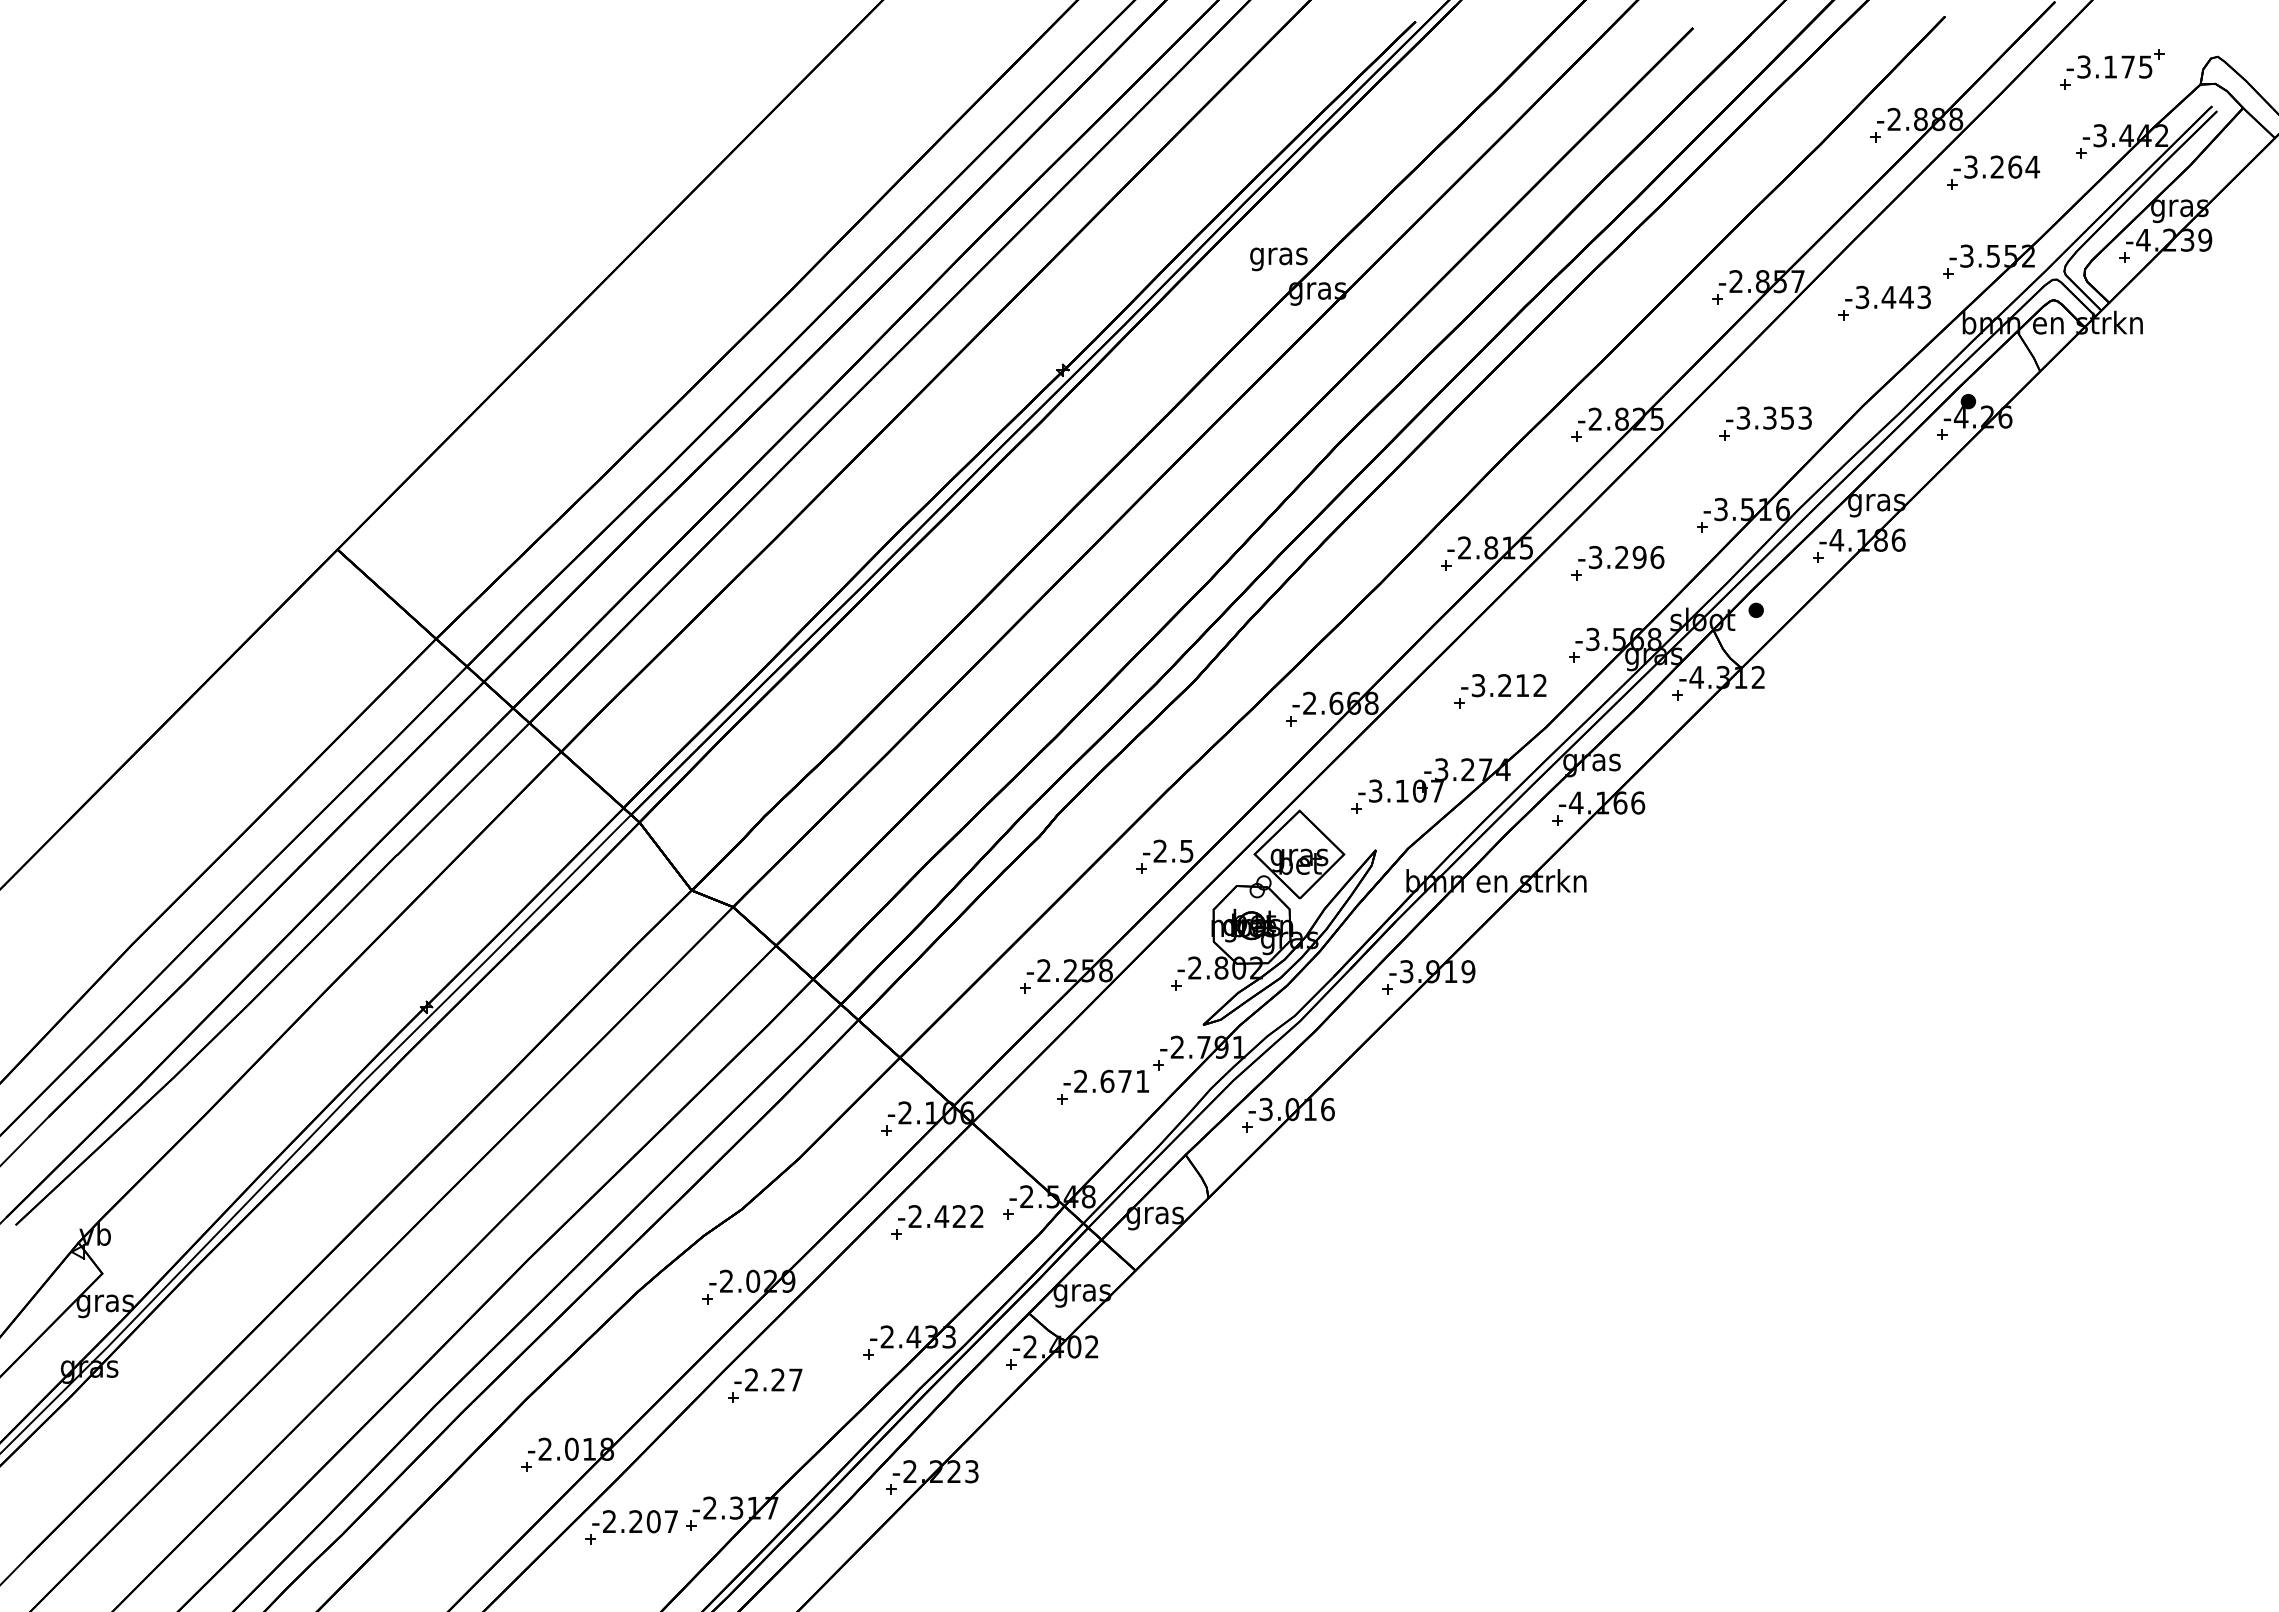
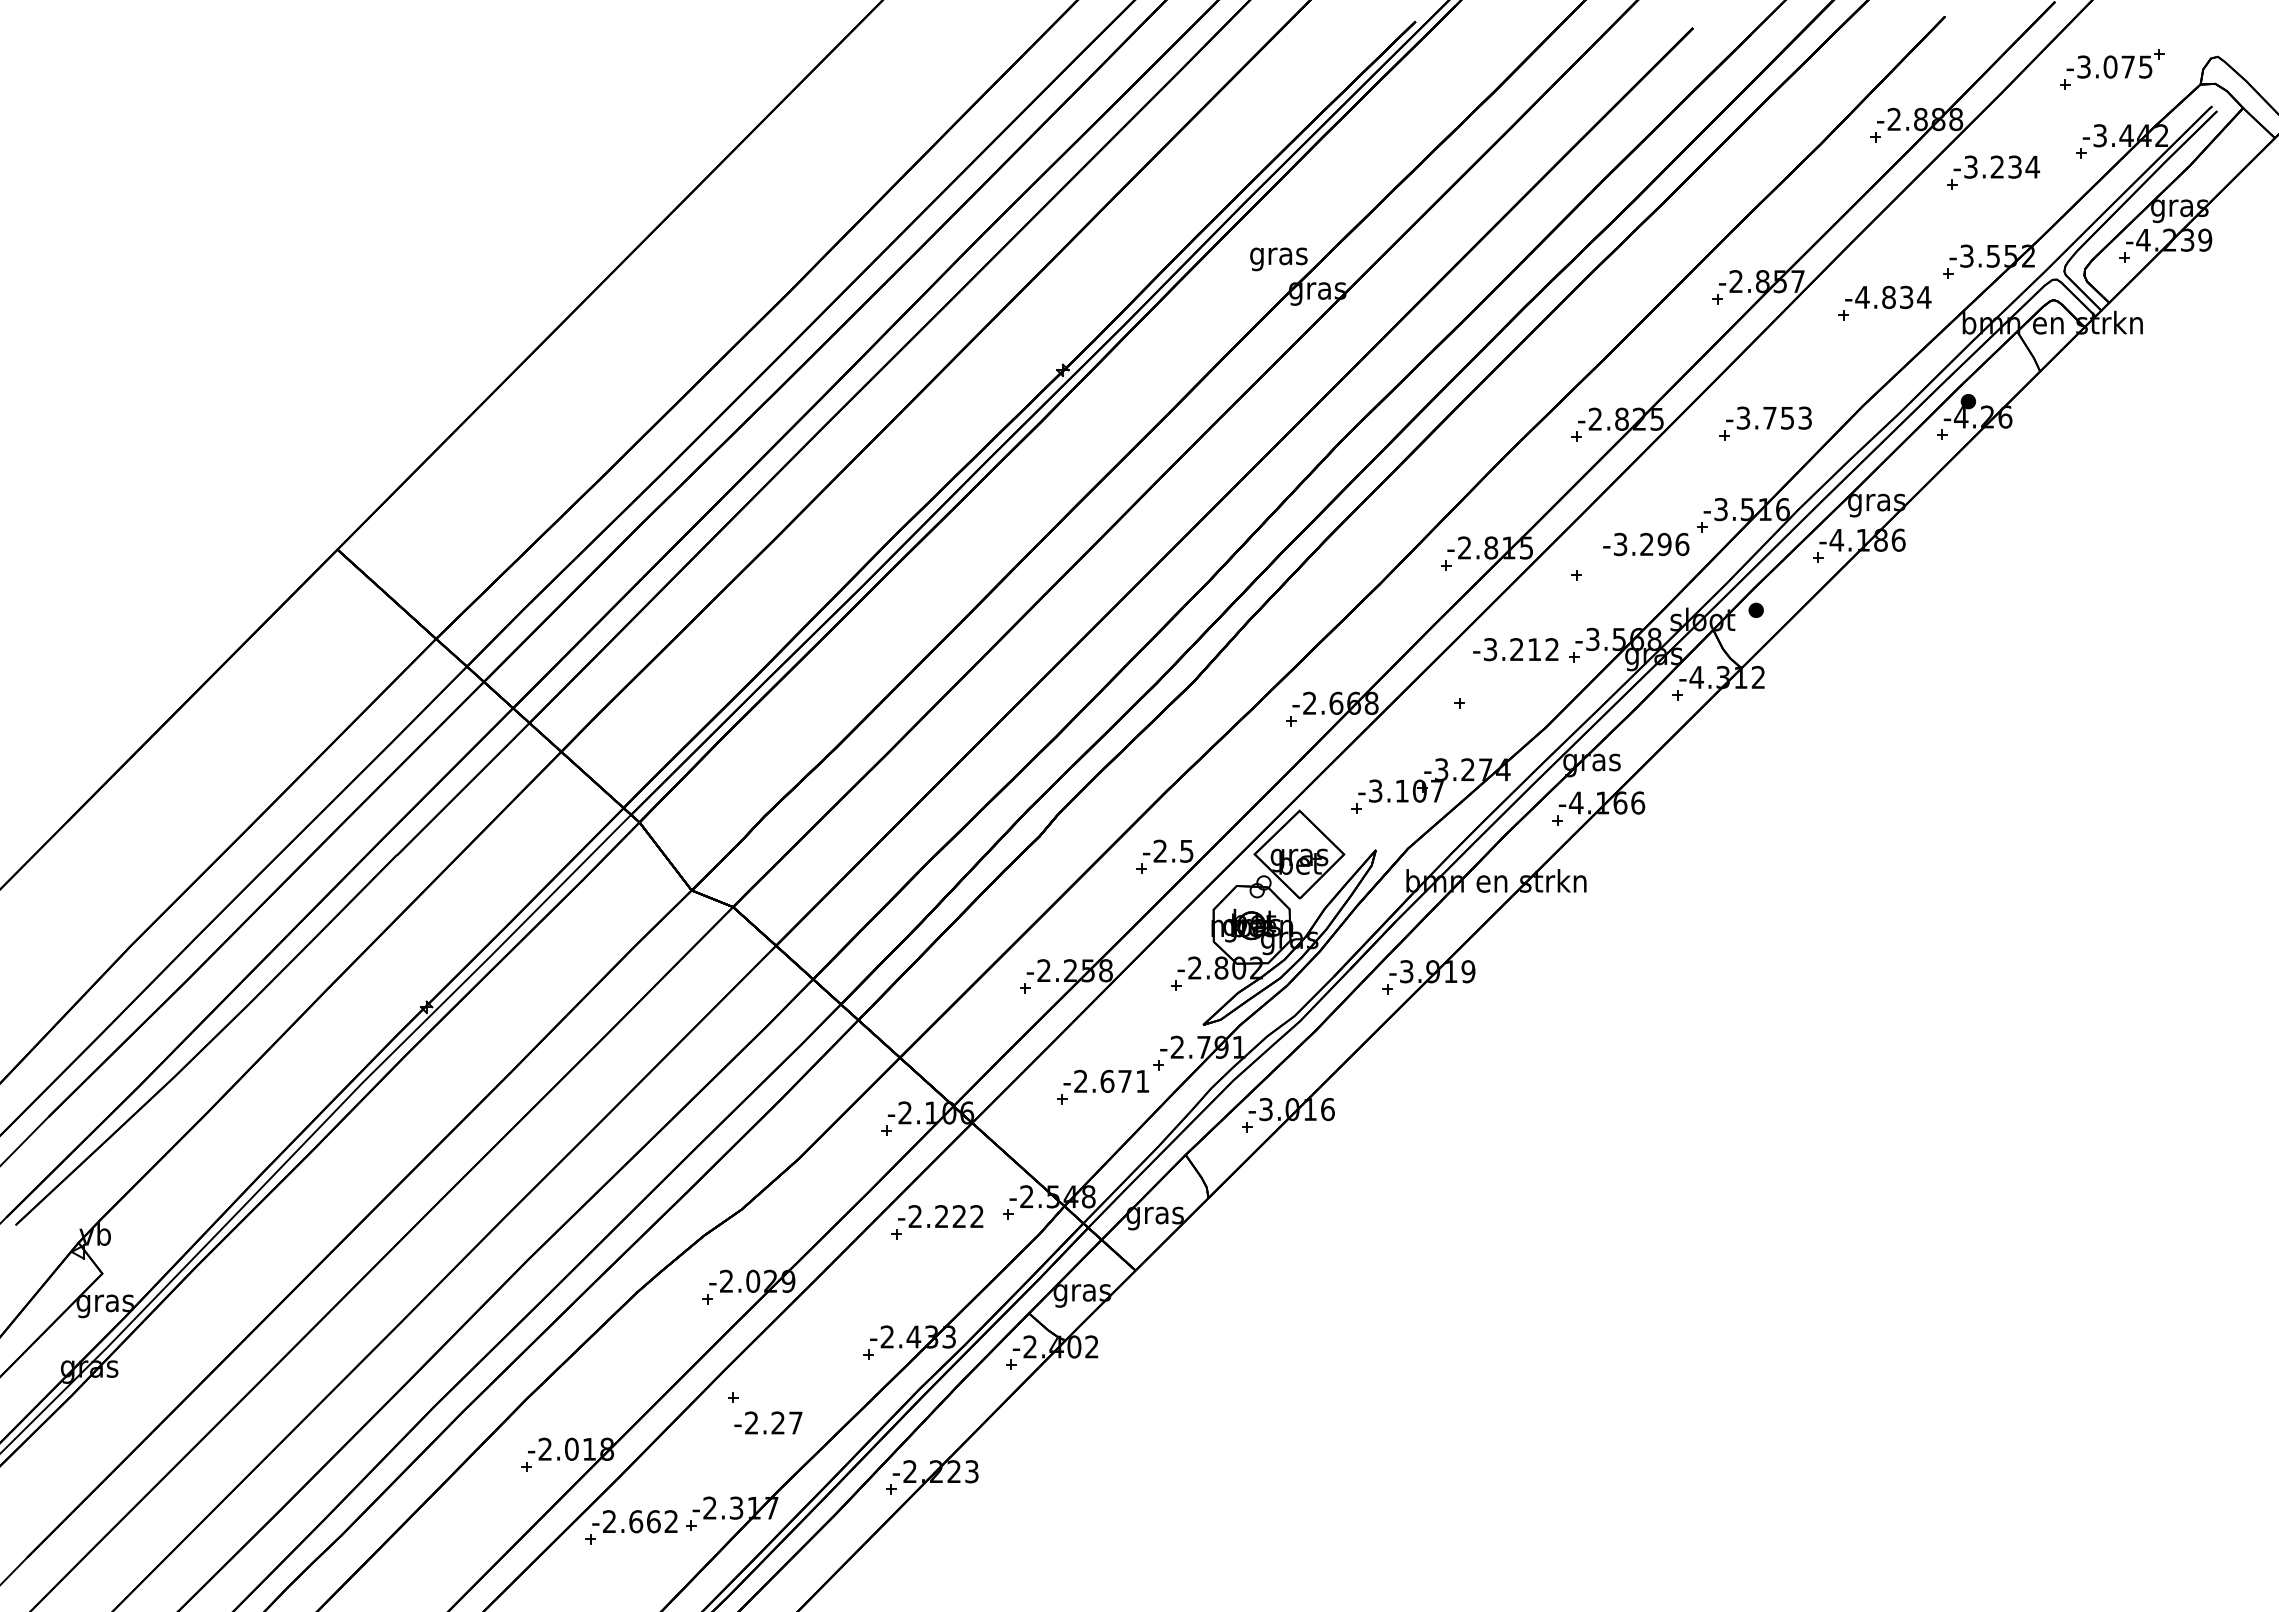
text: -3.175 -> -3.075 (2110, 66)
text: -3.264 -> -3.234 (2015, 166)
text: -3.443 -> -4.834 (1893, 297)
text: -3.353 -> -3.753 (1769, 417)
text position: (1621, 557) -> (1646, 544) (1646, 544)
text position: (1503, 685) -> (1515, 649) (1515, 649)
text: -2.422 -> -2.222 (941, 1216)
text position: (768, 1379) -> (768, 1422) (768, 1422)
text: -2.207 -> -2.662 (653, 1521)
